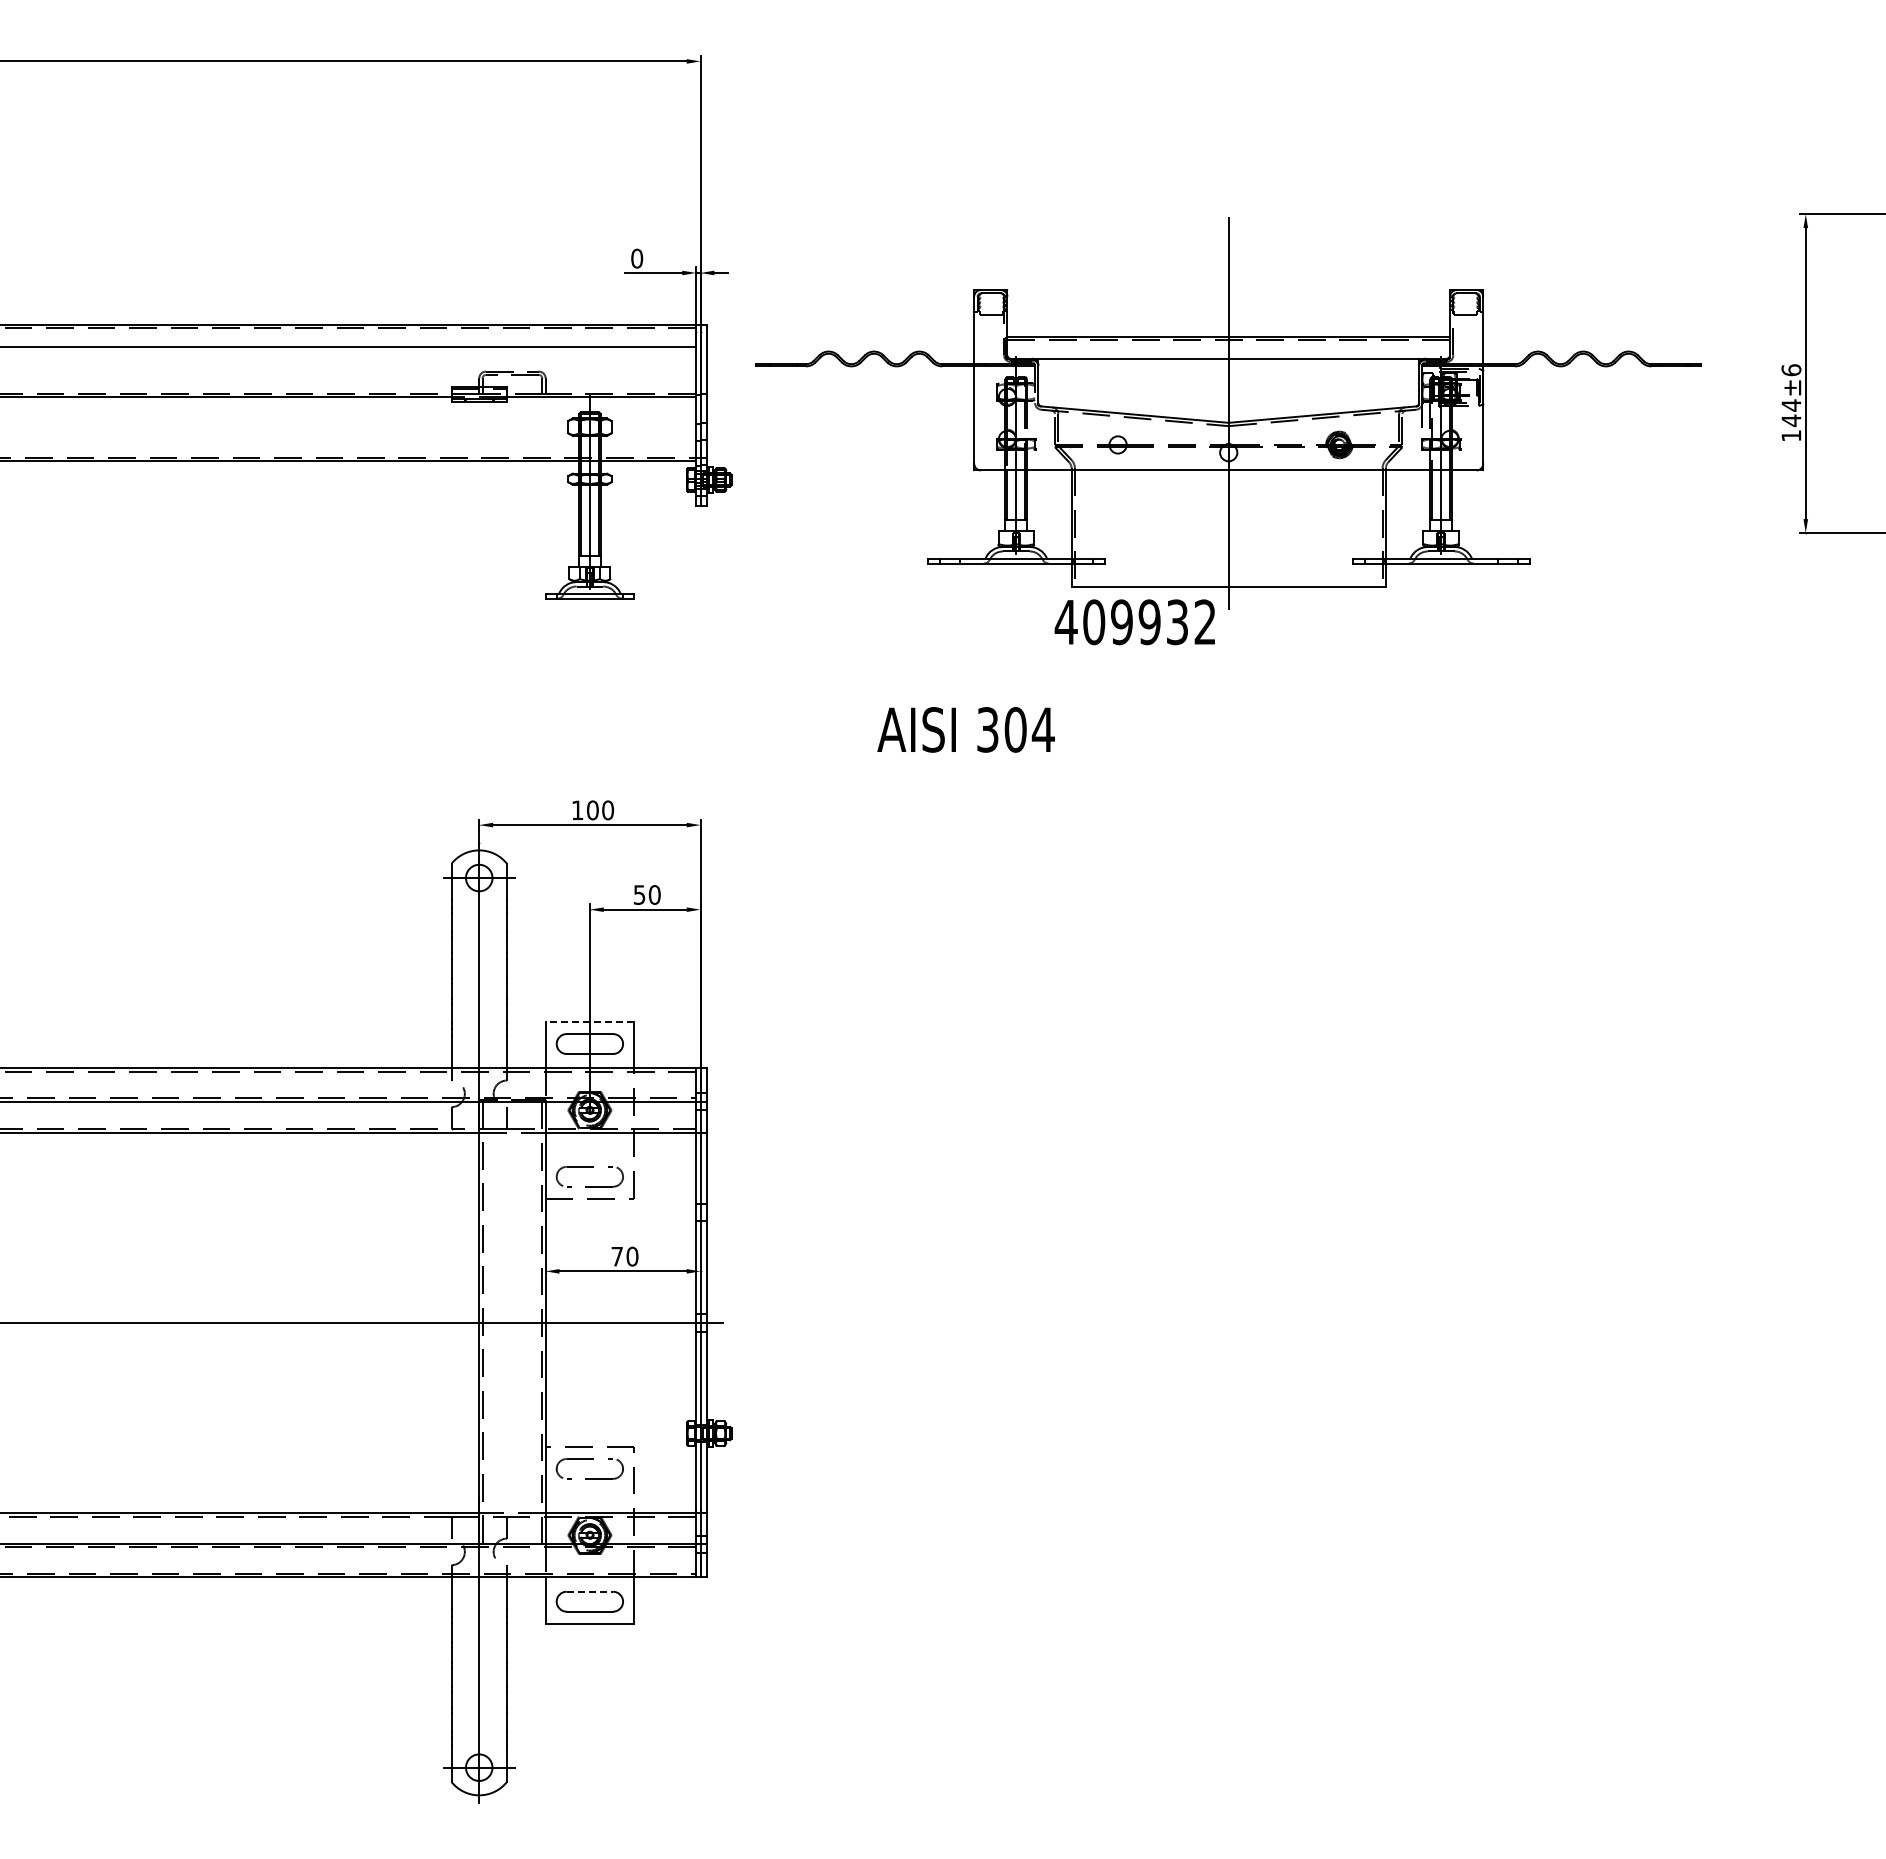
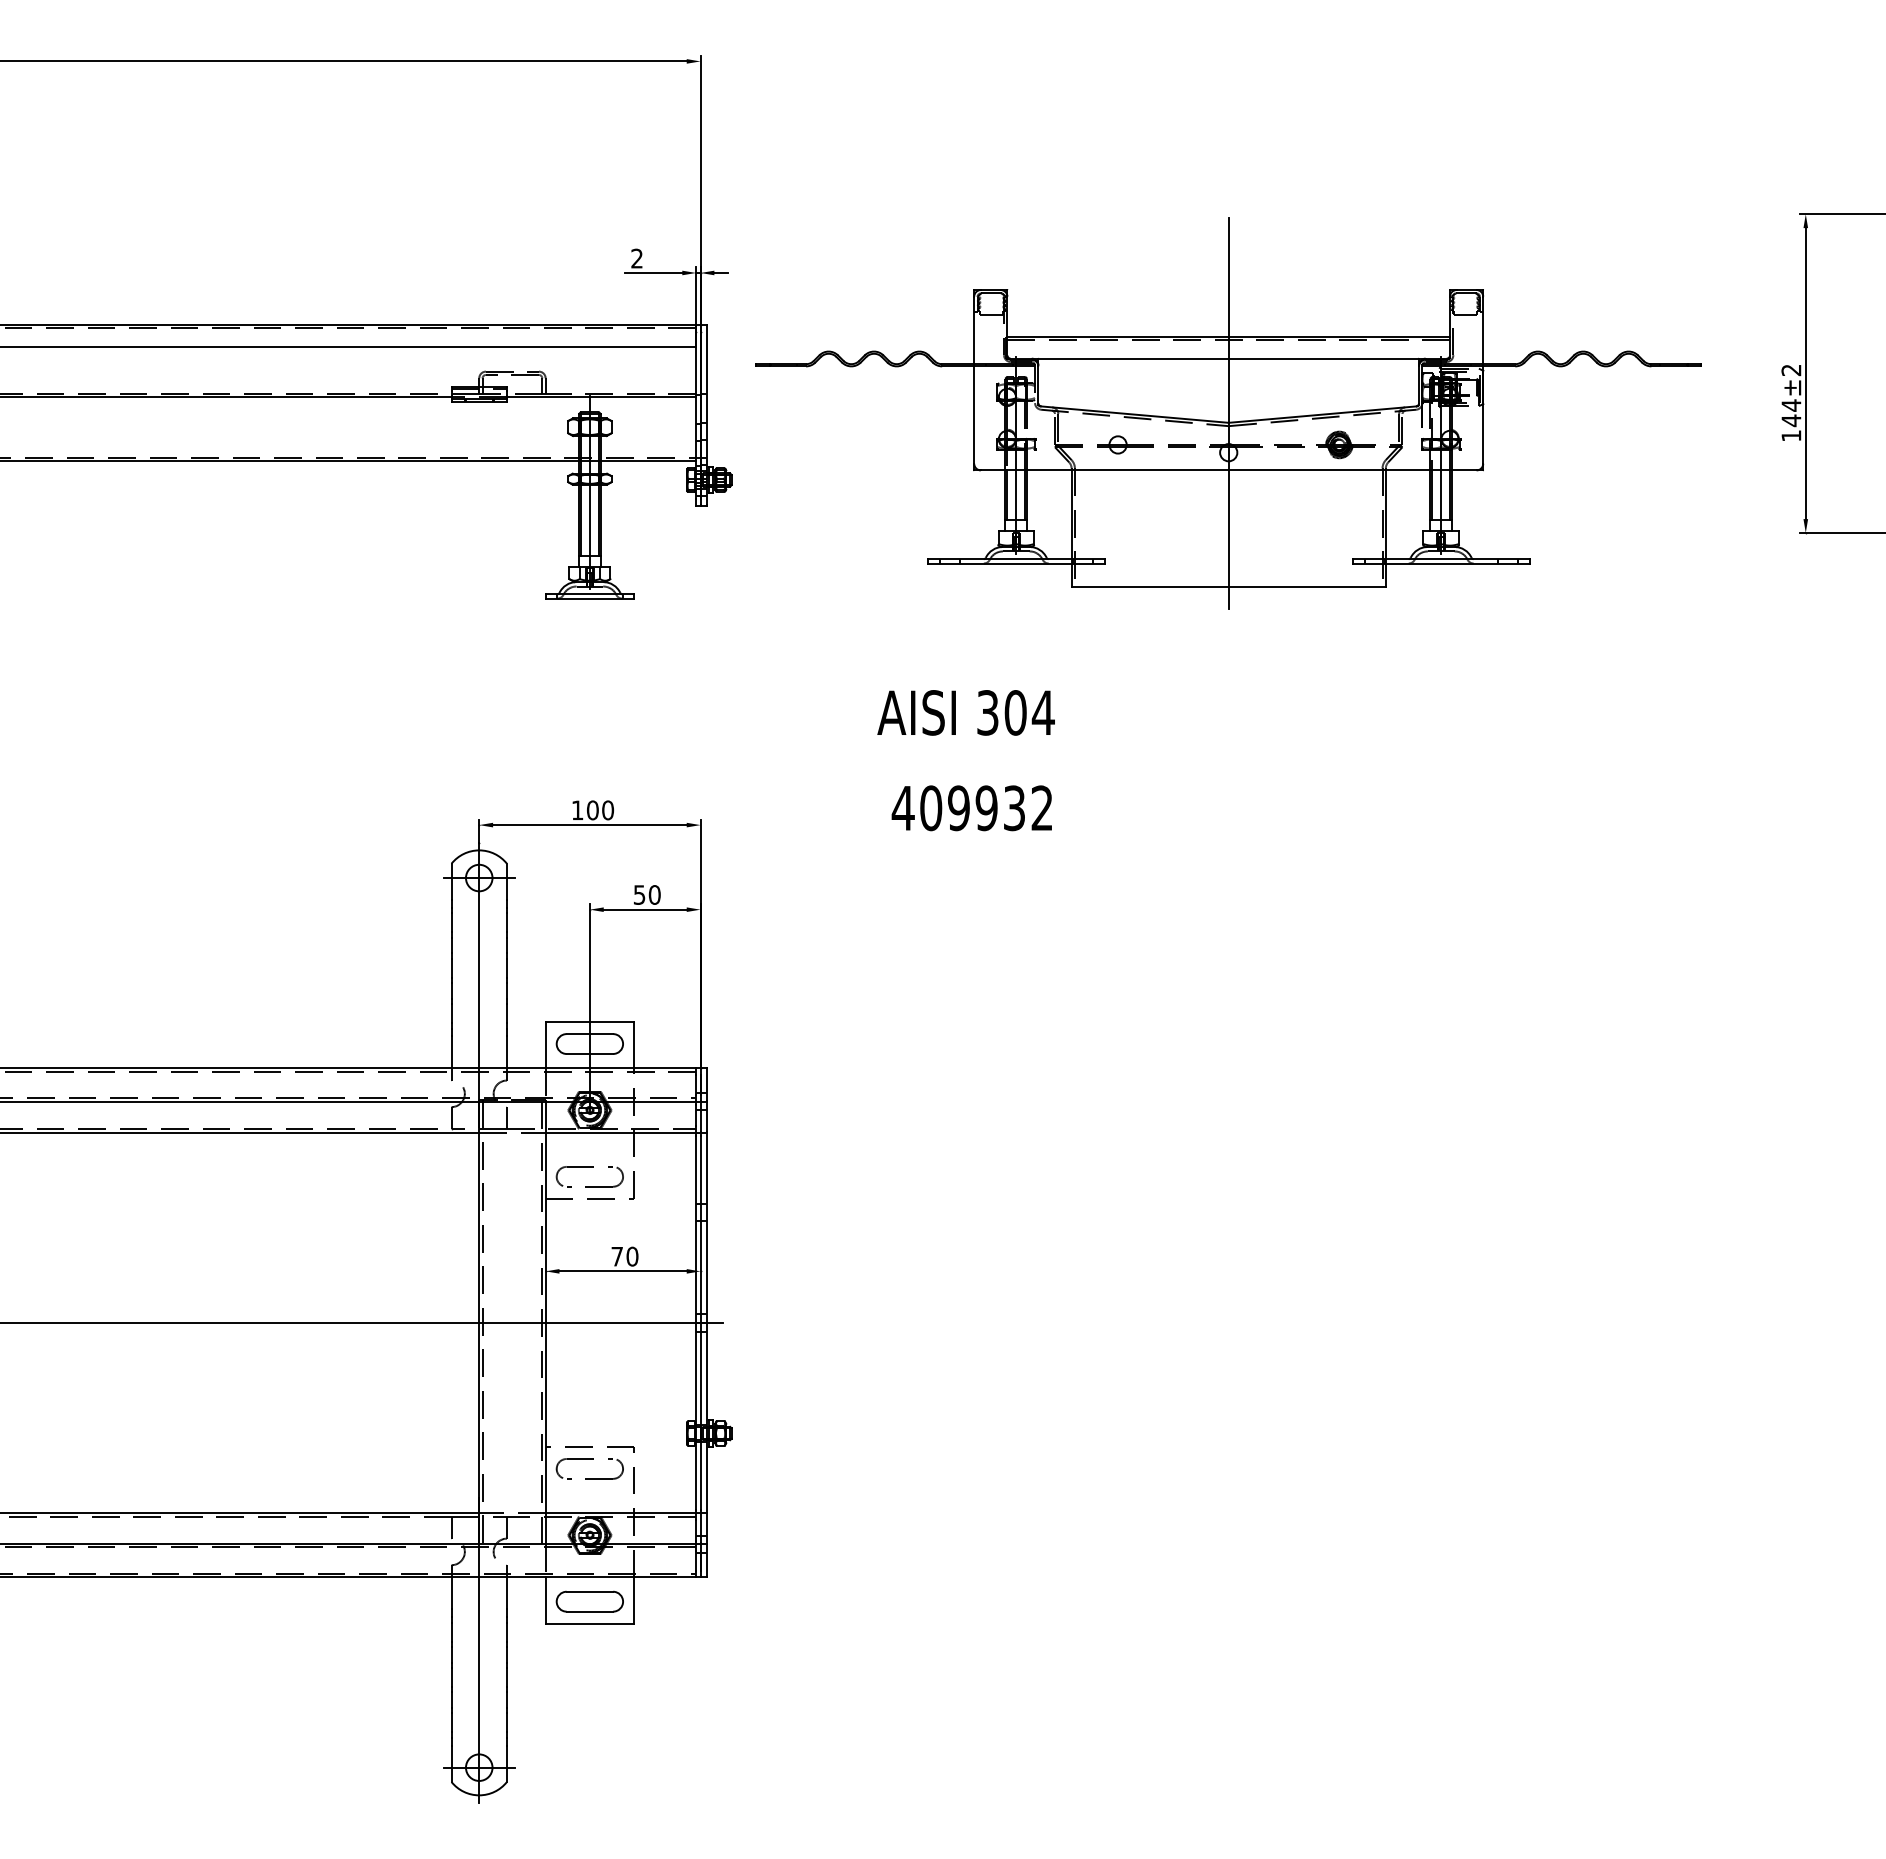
text: 0 -> 2 (637, 258)
text: ±6 -> ±2 (1791, 370)
text position: (1134, 622) -> (971, 808) (971, 808)
text position: (965, 729) -> (965, 712) (965, 712)
line: dashed -> solid (589, 1021)
line: dashed -> solid (590, 1591)
